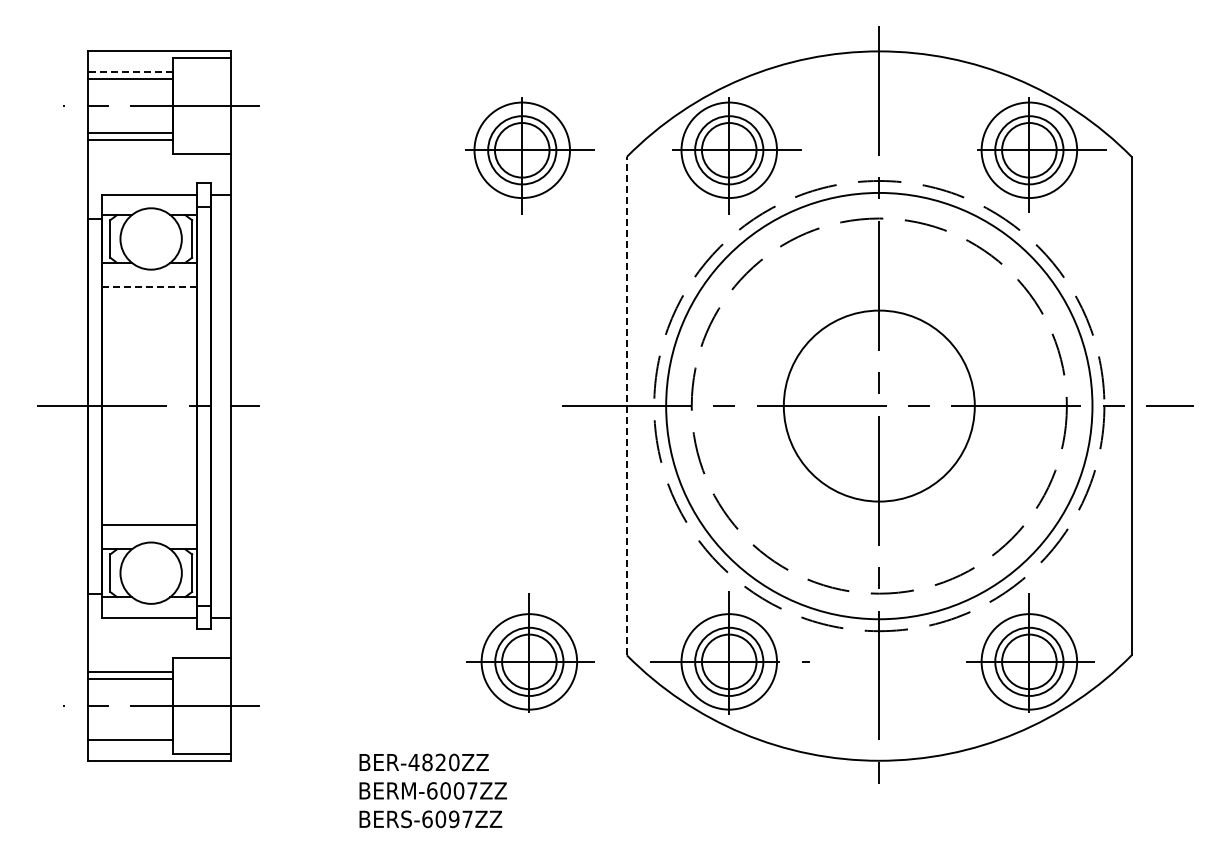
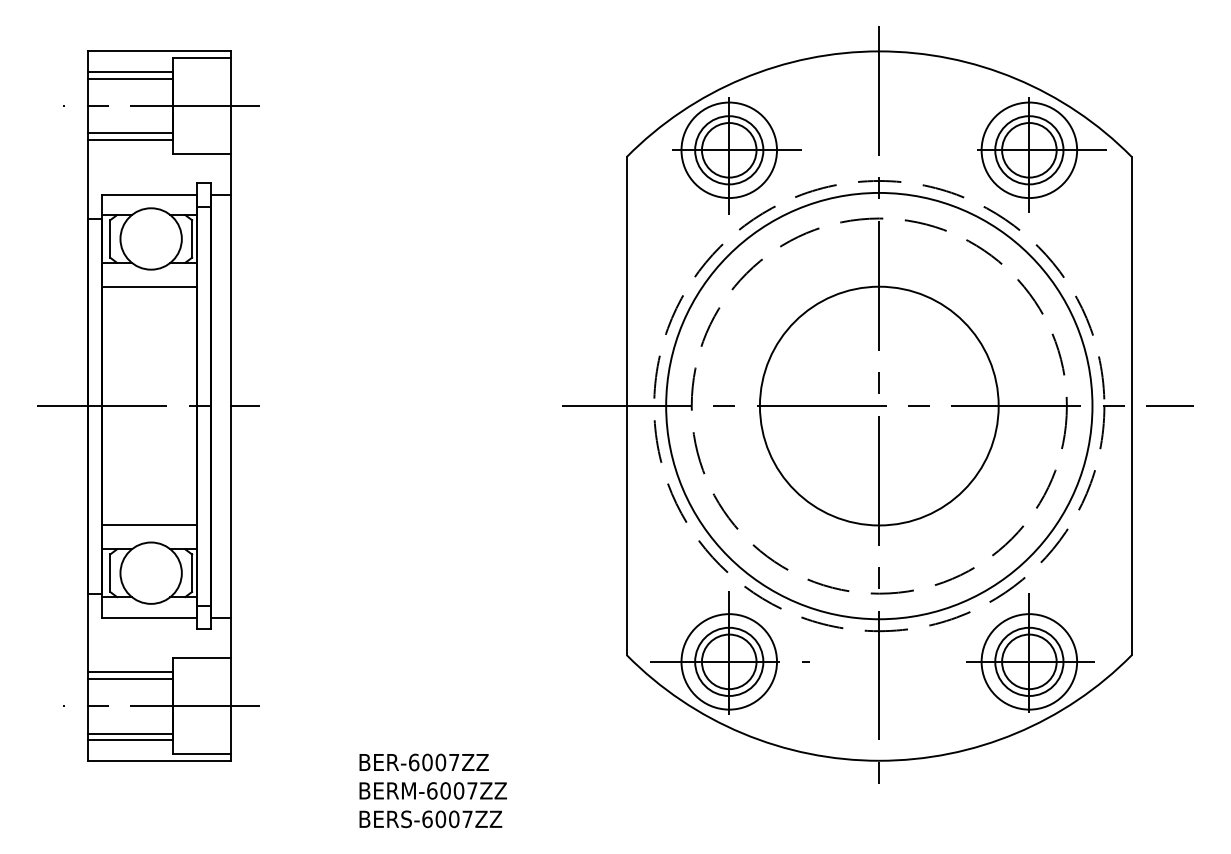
line: dashed -> solid (129, 71)
part: present -> none (529, 155)
line: dashed -> solid (149, 286)
line: dashed -> solid (626, 405)
circle diameter: 191 px -> 239 px (878, 405)
part: present -> none (530, 652)
line: none -> present (130, 733)
text: BER-4820ZZ -> BER-6007ZZ (433, 762)
text: BERS-6097ZZ -> BERS-6007ZZ (454, 819)
